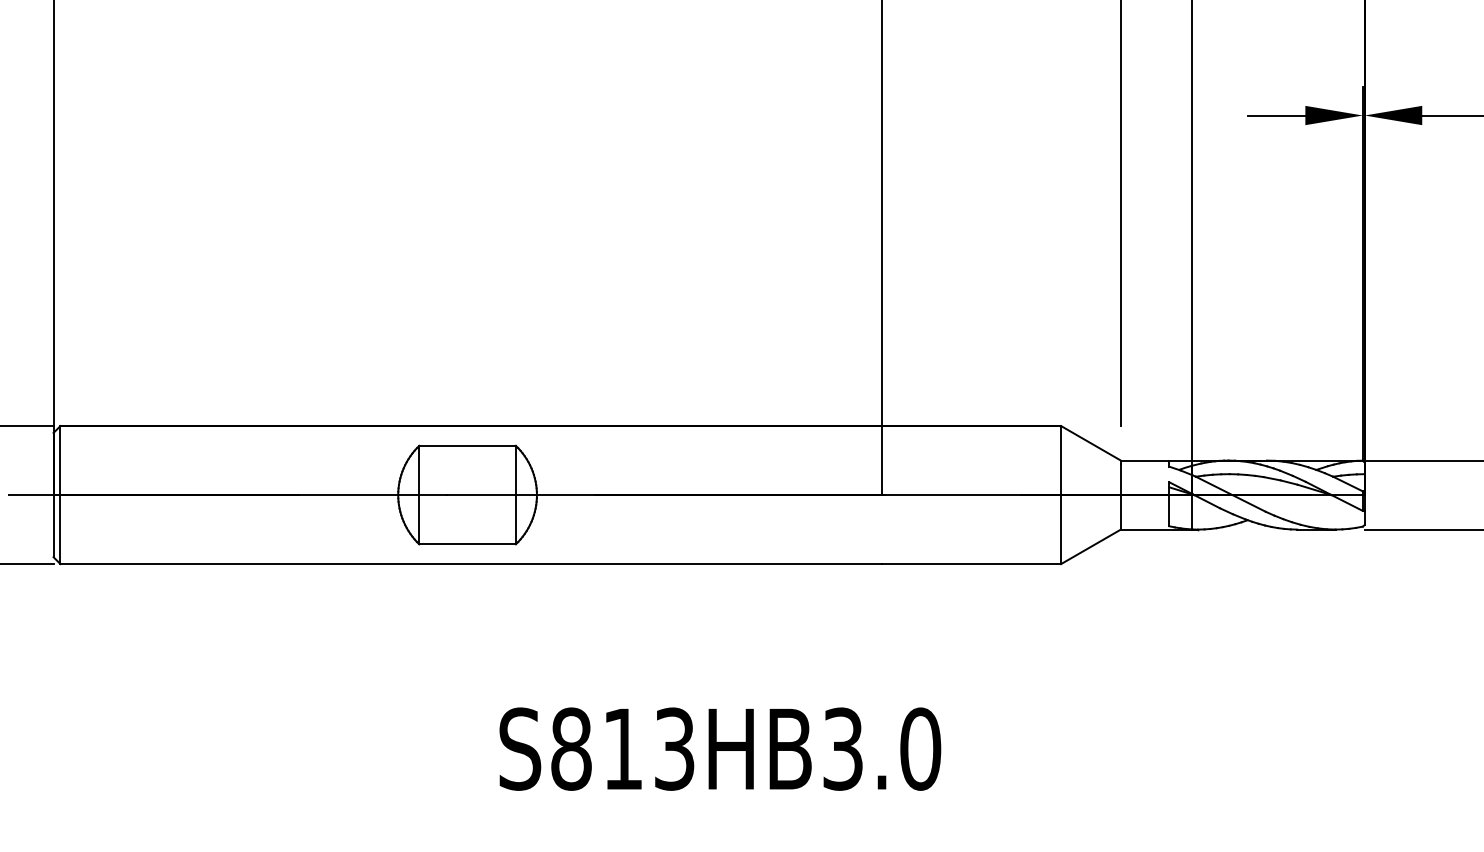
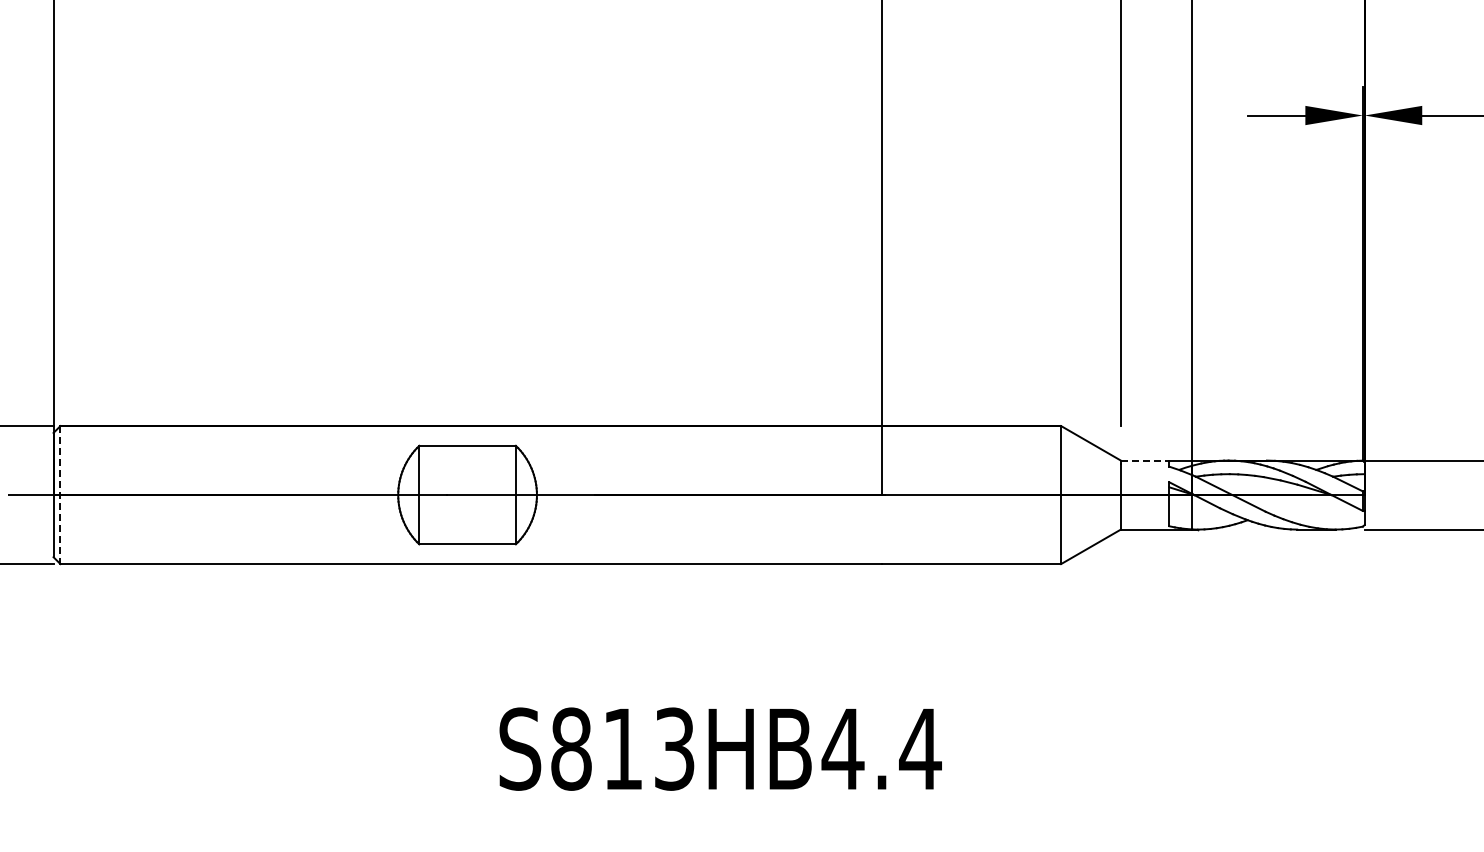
line: solid -> dashed (1145, 460)
line: solid -> dashed (60, 495)
text: S813HB3.0 -> S813HB4.4 (881, 748)
